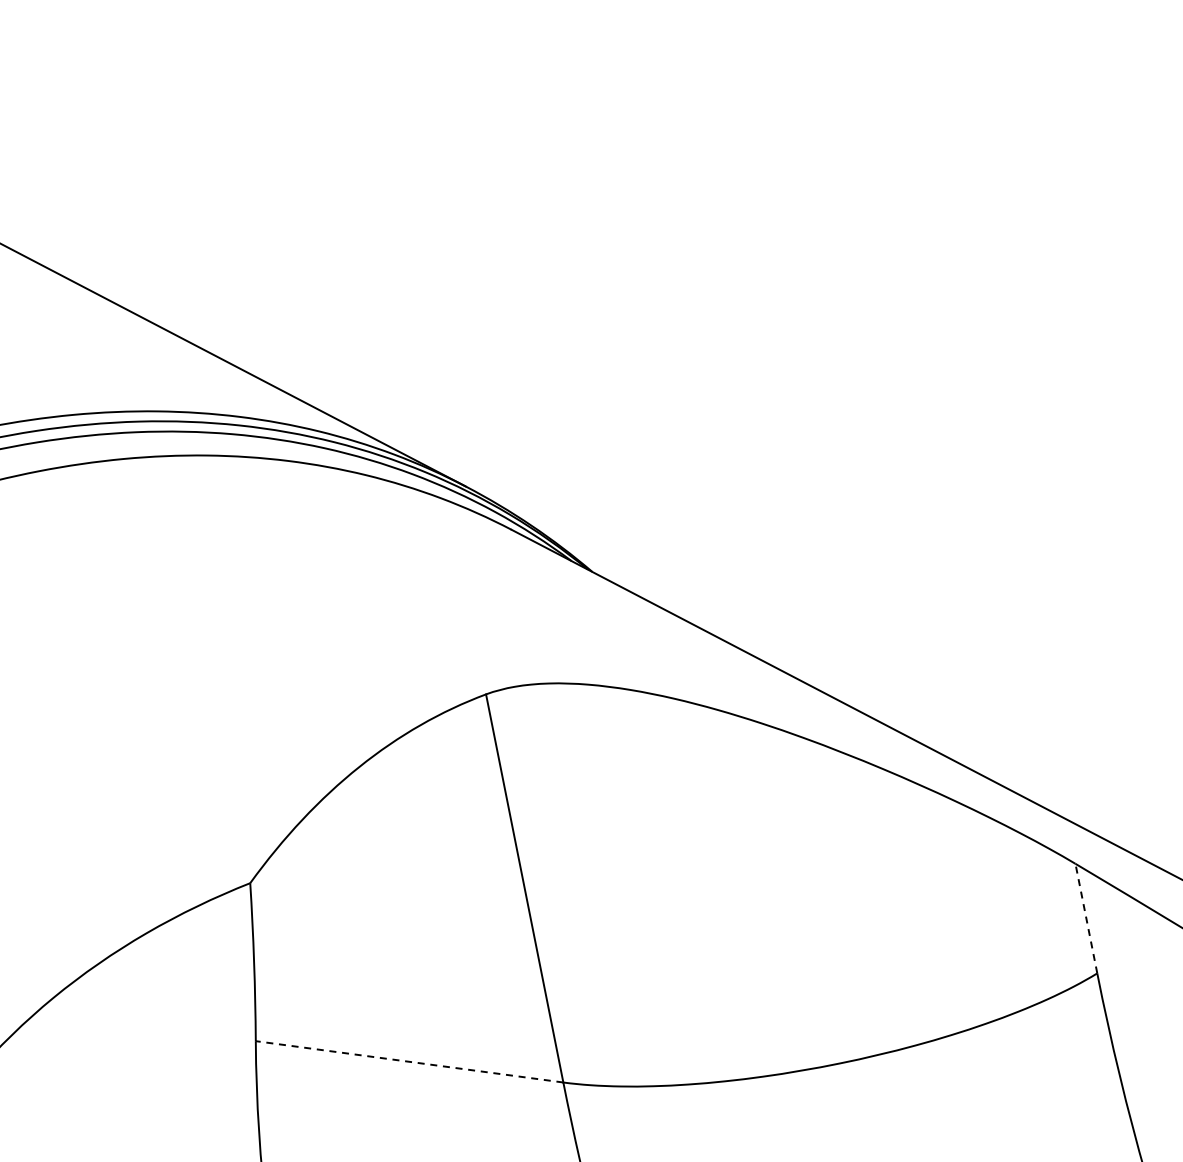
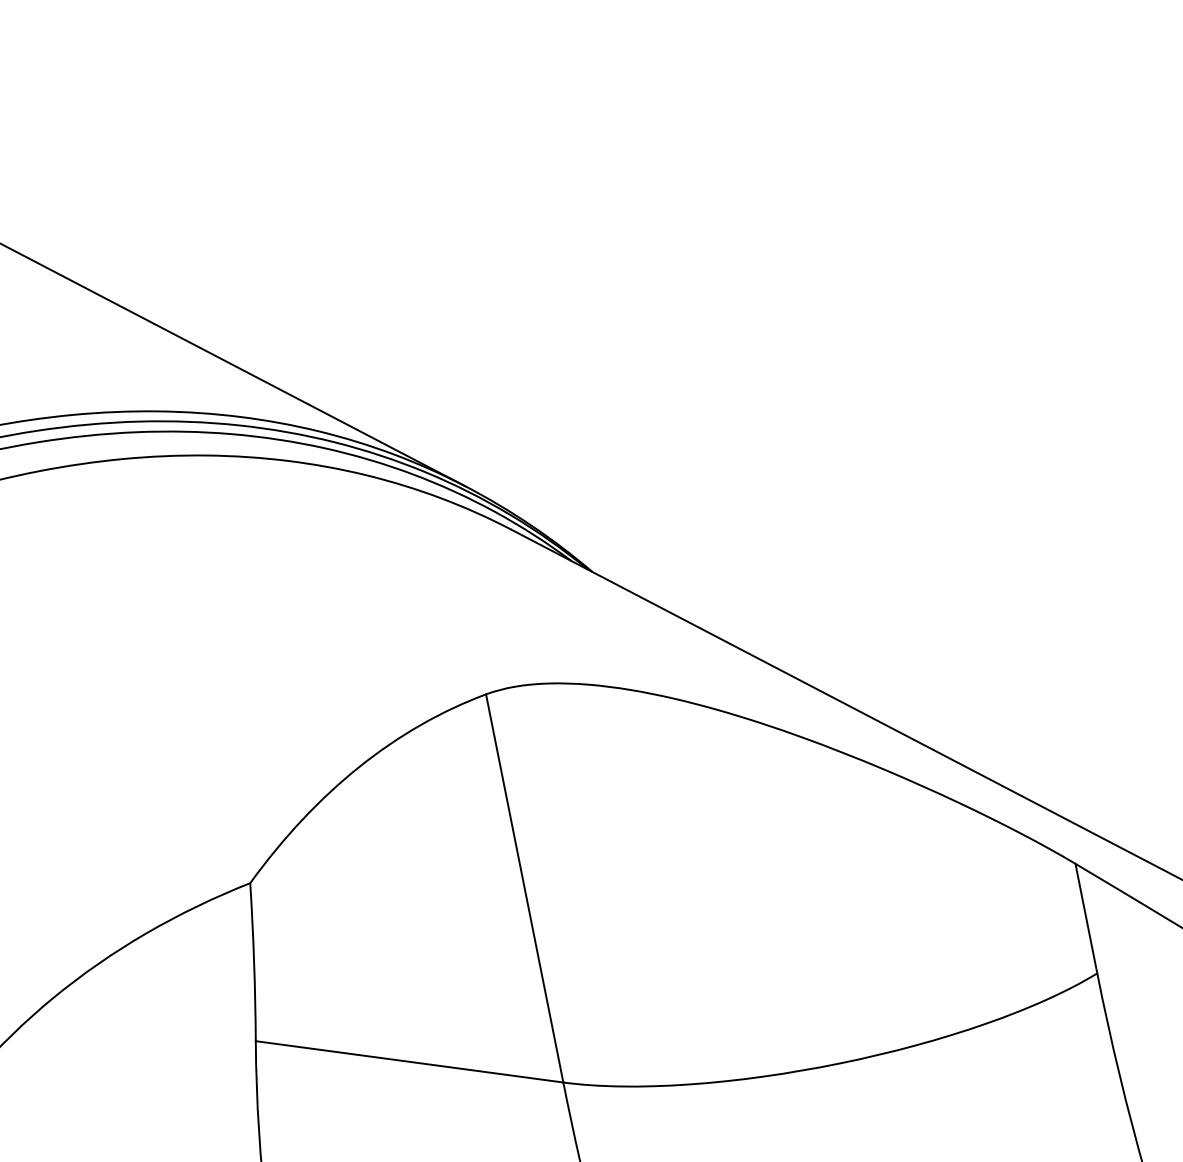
line: dashed -> solid (1086, 918)
line: dashed -> solid (409, 1061)
